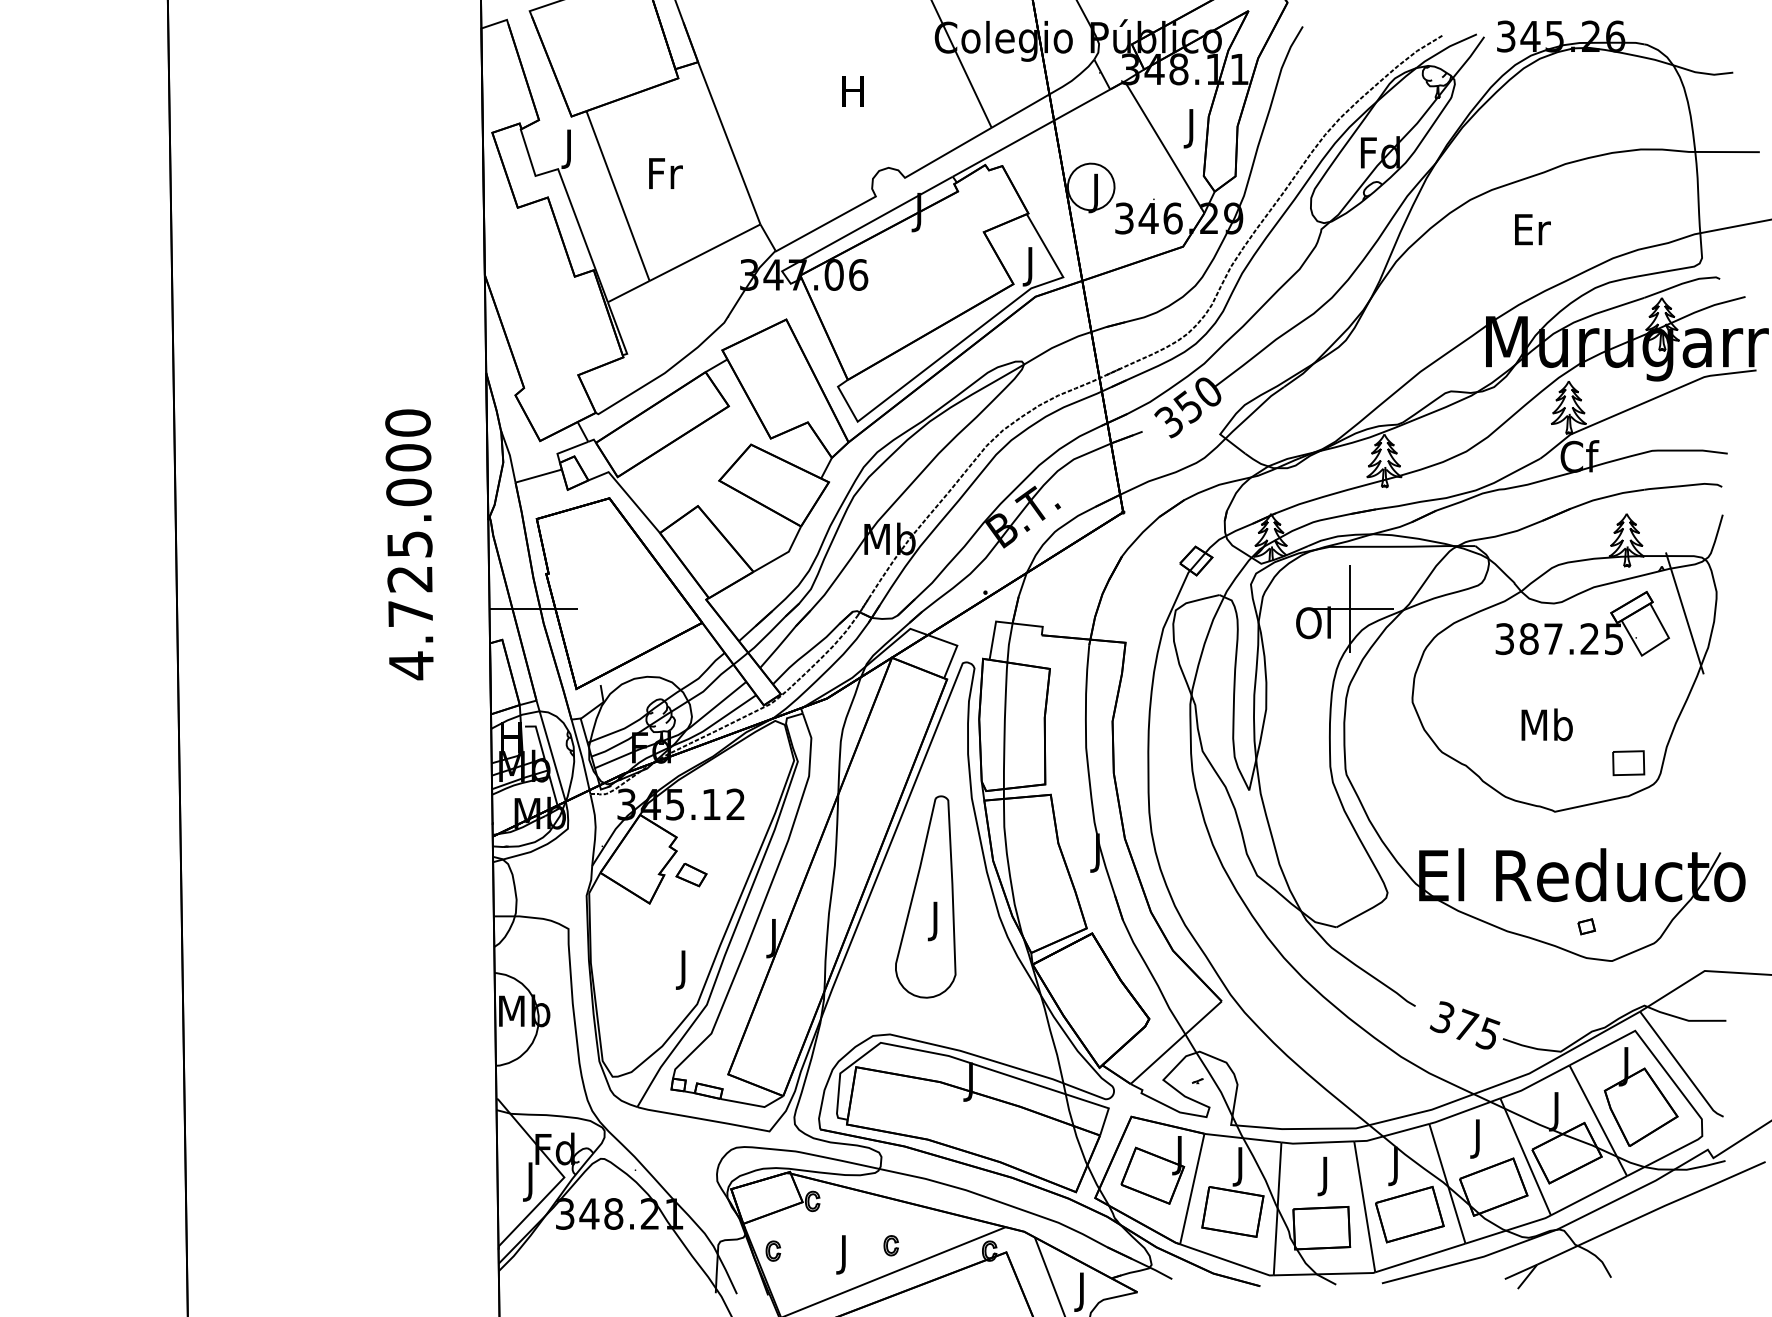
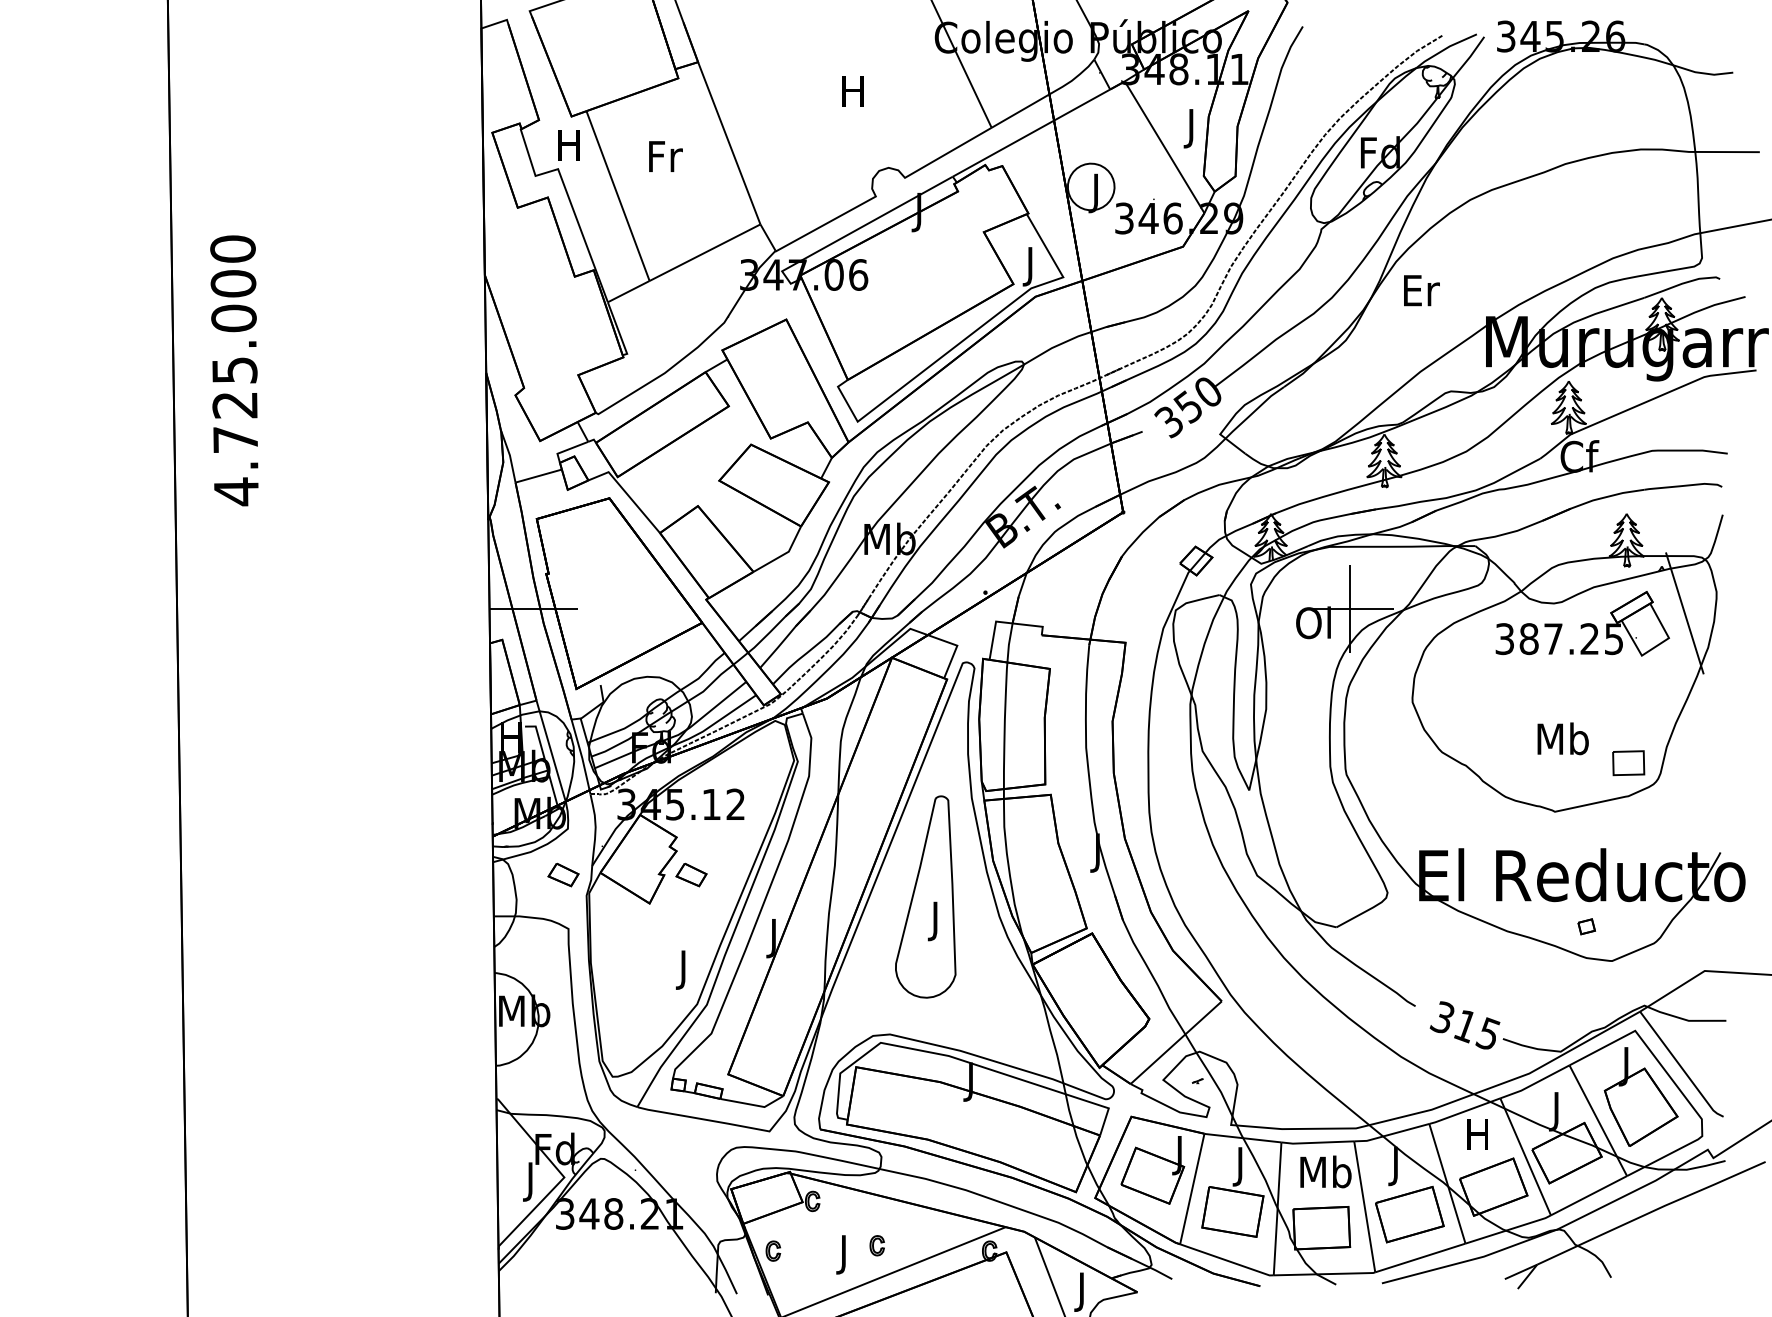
text: J -> H (568, 148)
text position: (665, 173) -> (665, 156) (665, 156)
text position: (1532, 229) -> (1421, 290) (1421, 290)
text position: (409, 544) -> (234, 370) (234, 370)
text position: (1546, 724) -> (1562, 738) (1562, 738)
part: none -> present (563, 874)
text: 375 -> 315 (1466, 1025)
text: J -> H (1477, 1138)
text: J -> Mb (1325, 1175)
part position: (890, 1245) -> (876, 1245) (876, 1245)
